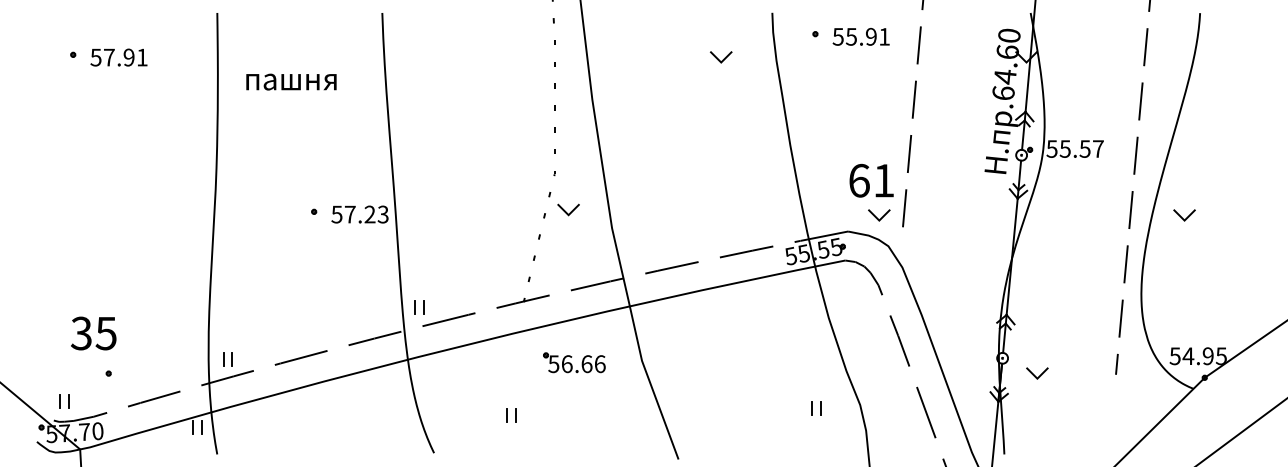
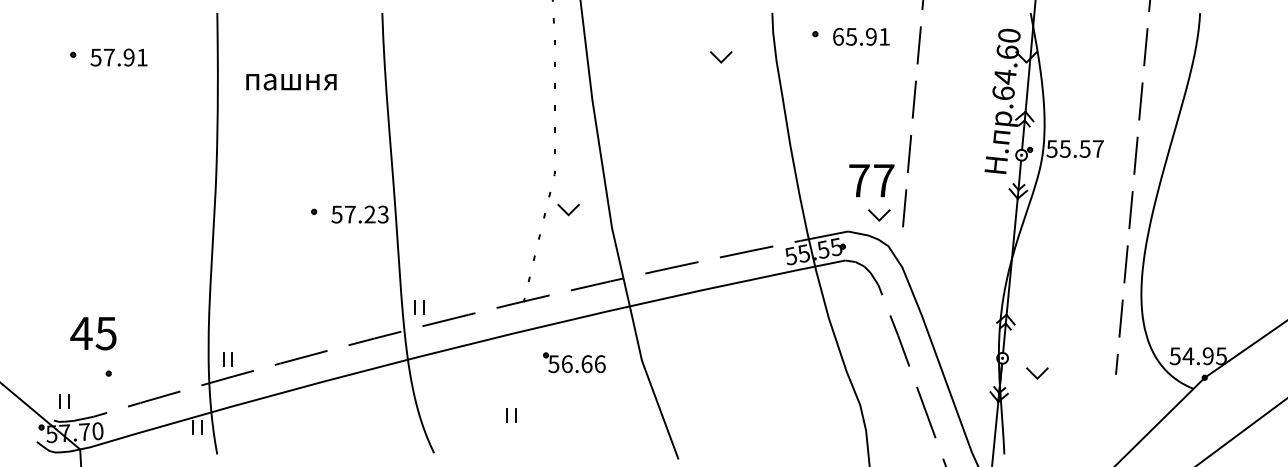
text: 55.91 -> 65.91 (837, 36)
text: 61 -> 77 (871, 180)
line: present -> none (1182, 217)
text: 35 -> 45 (81, 333)
part: present -> none (816, 408)
